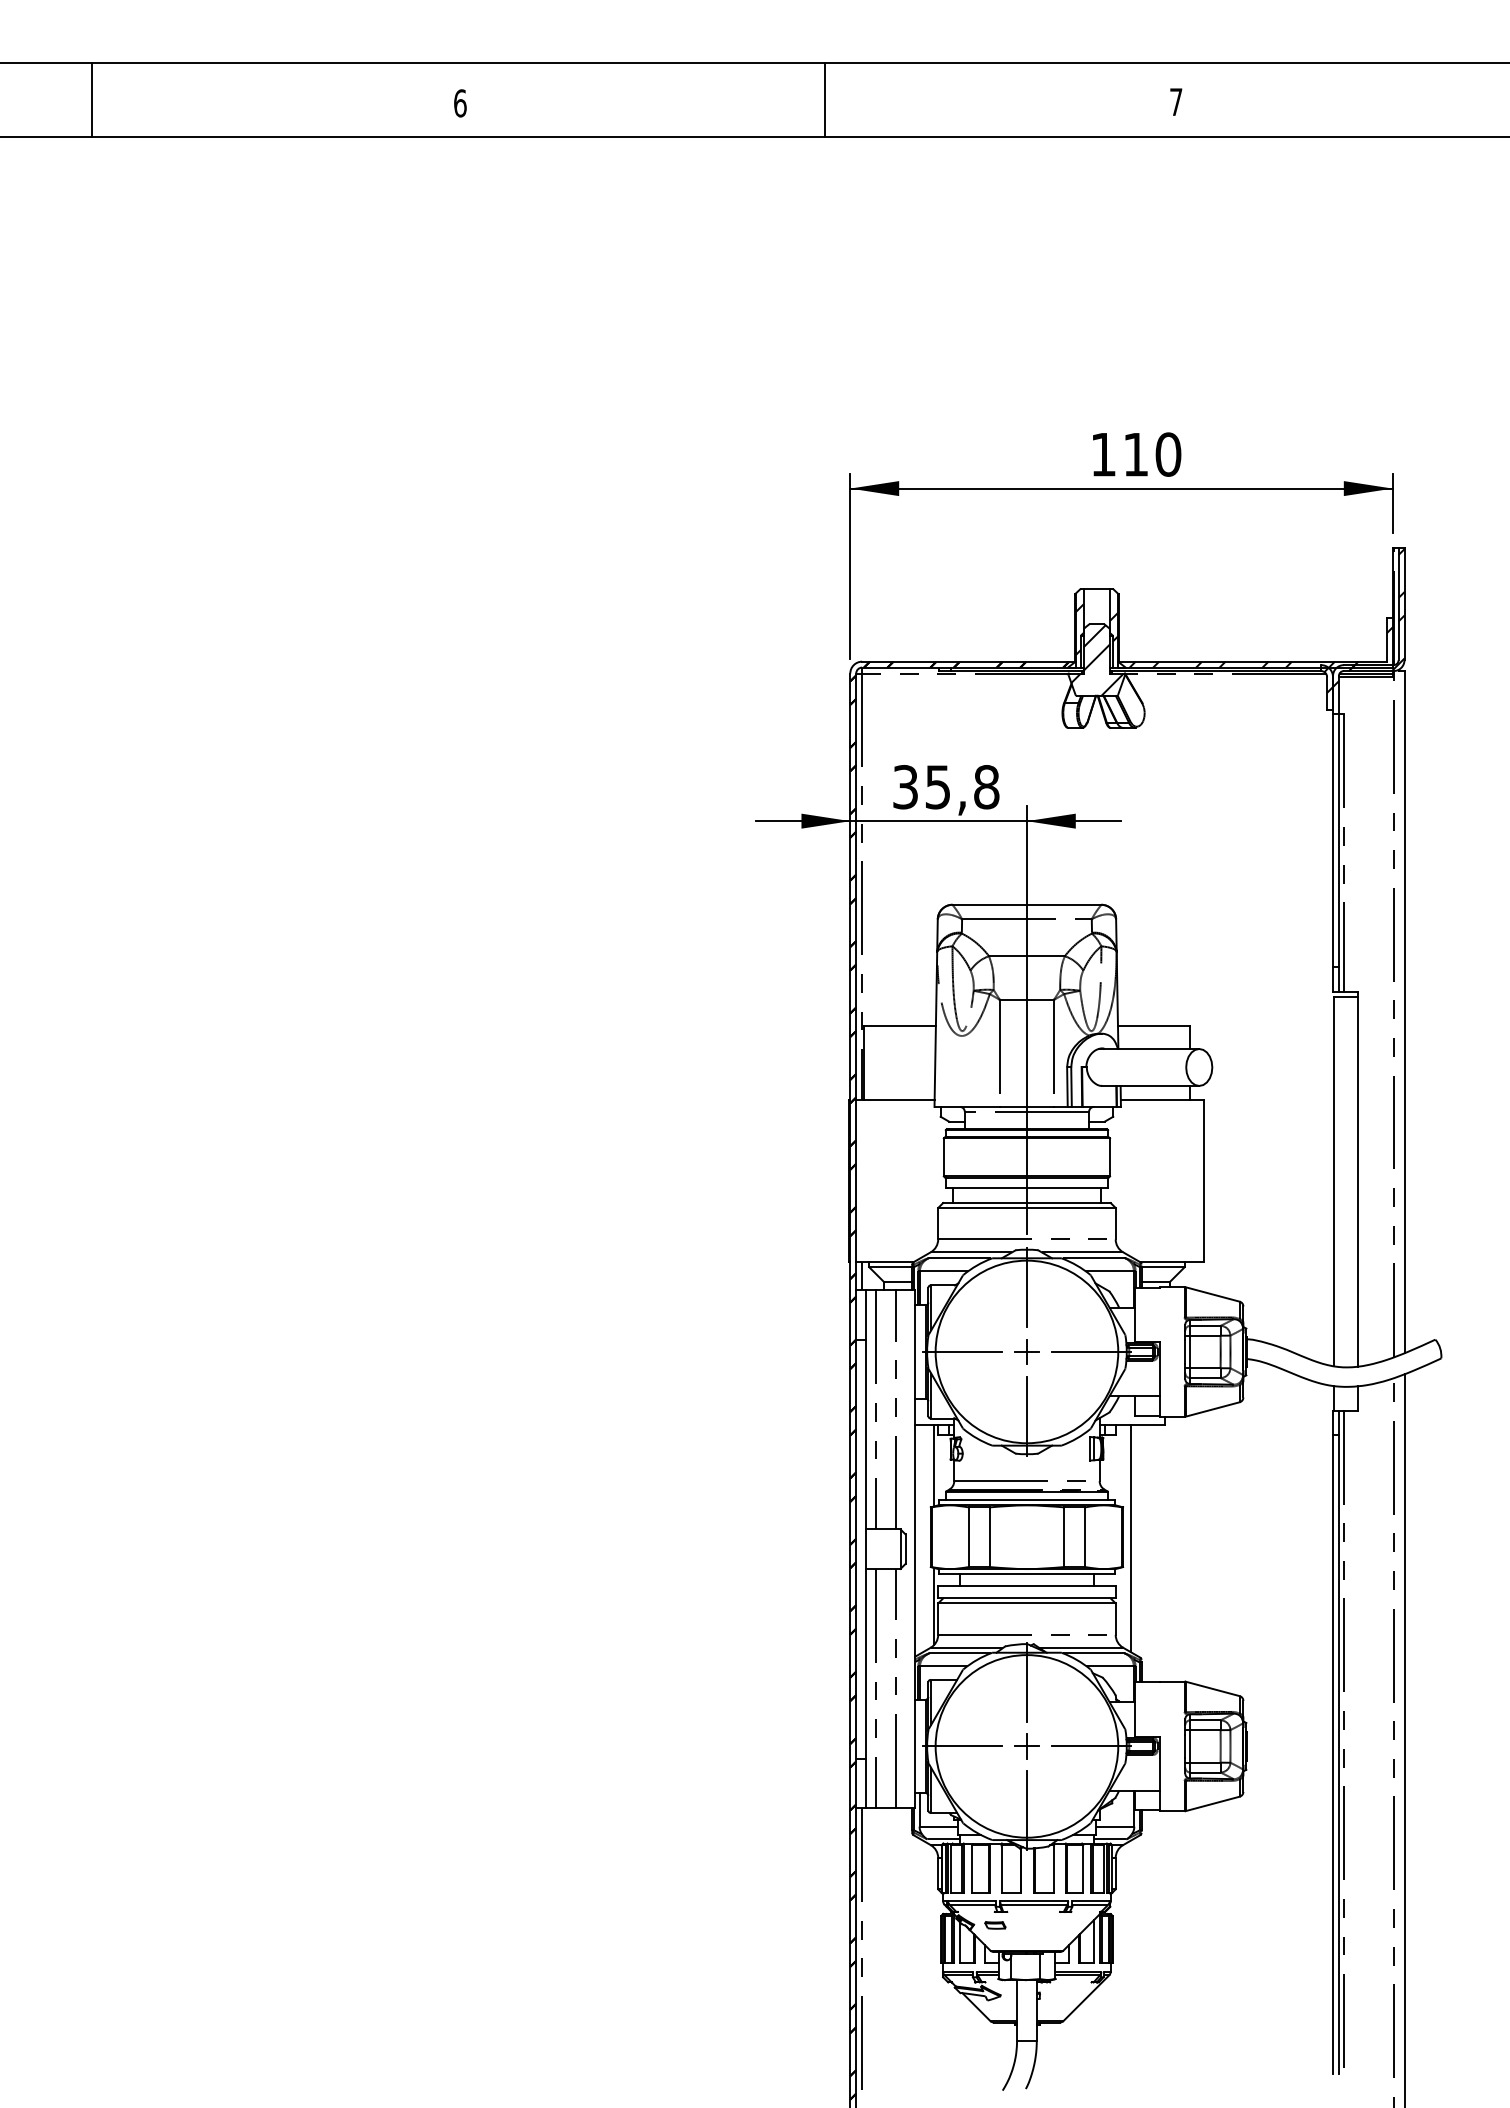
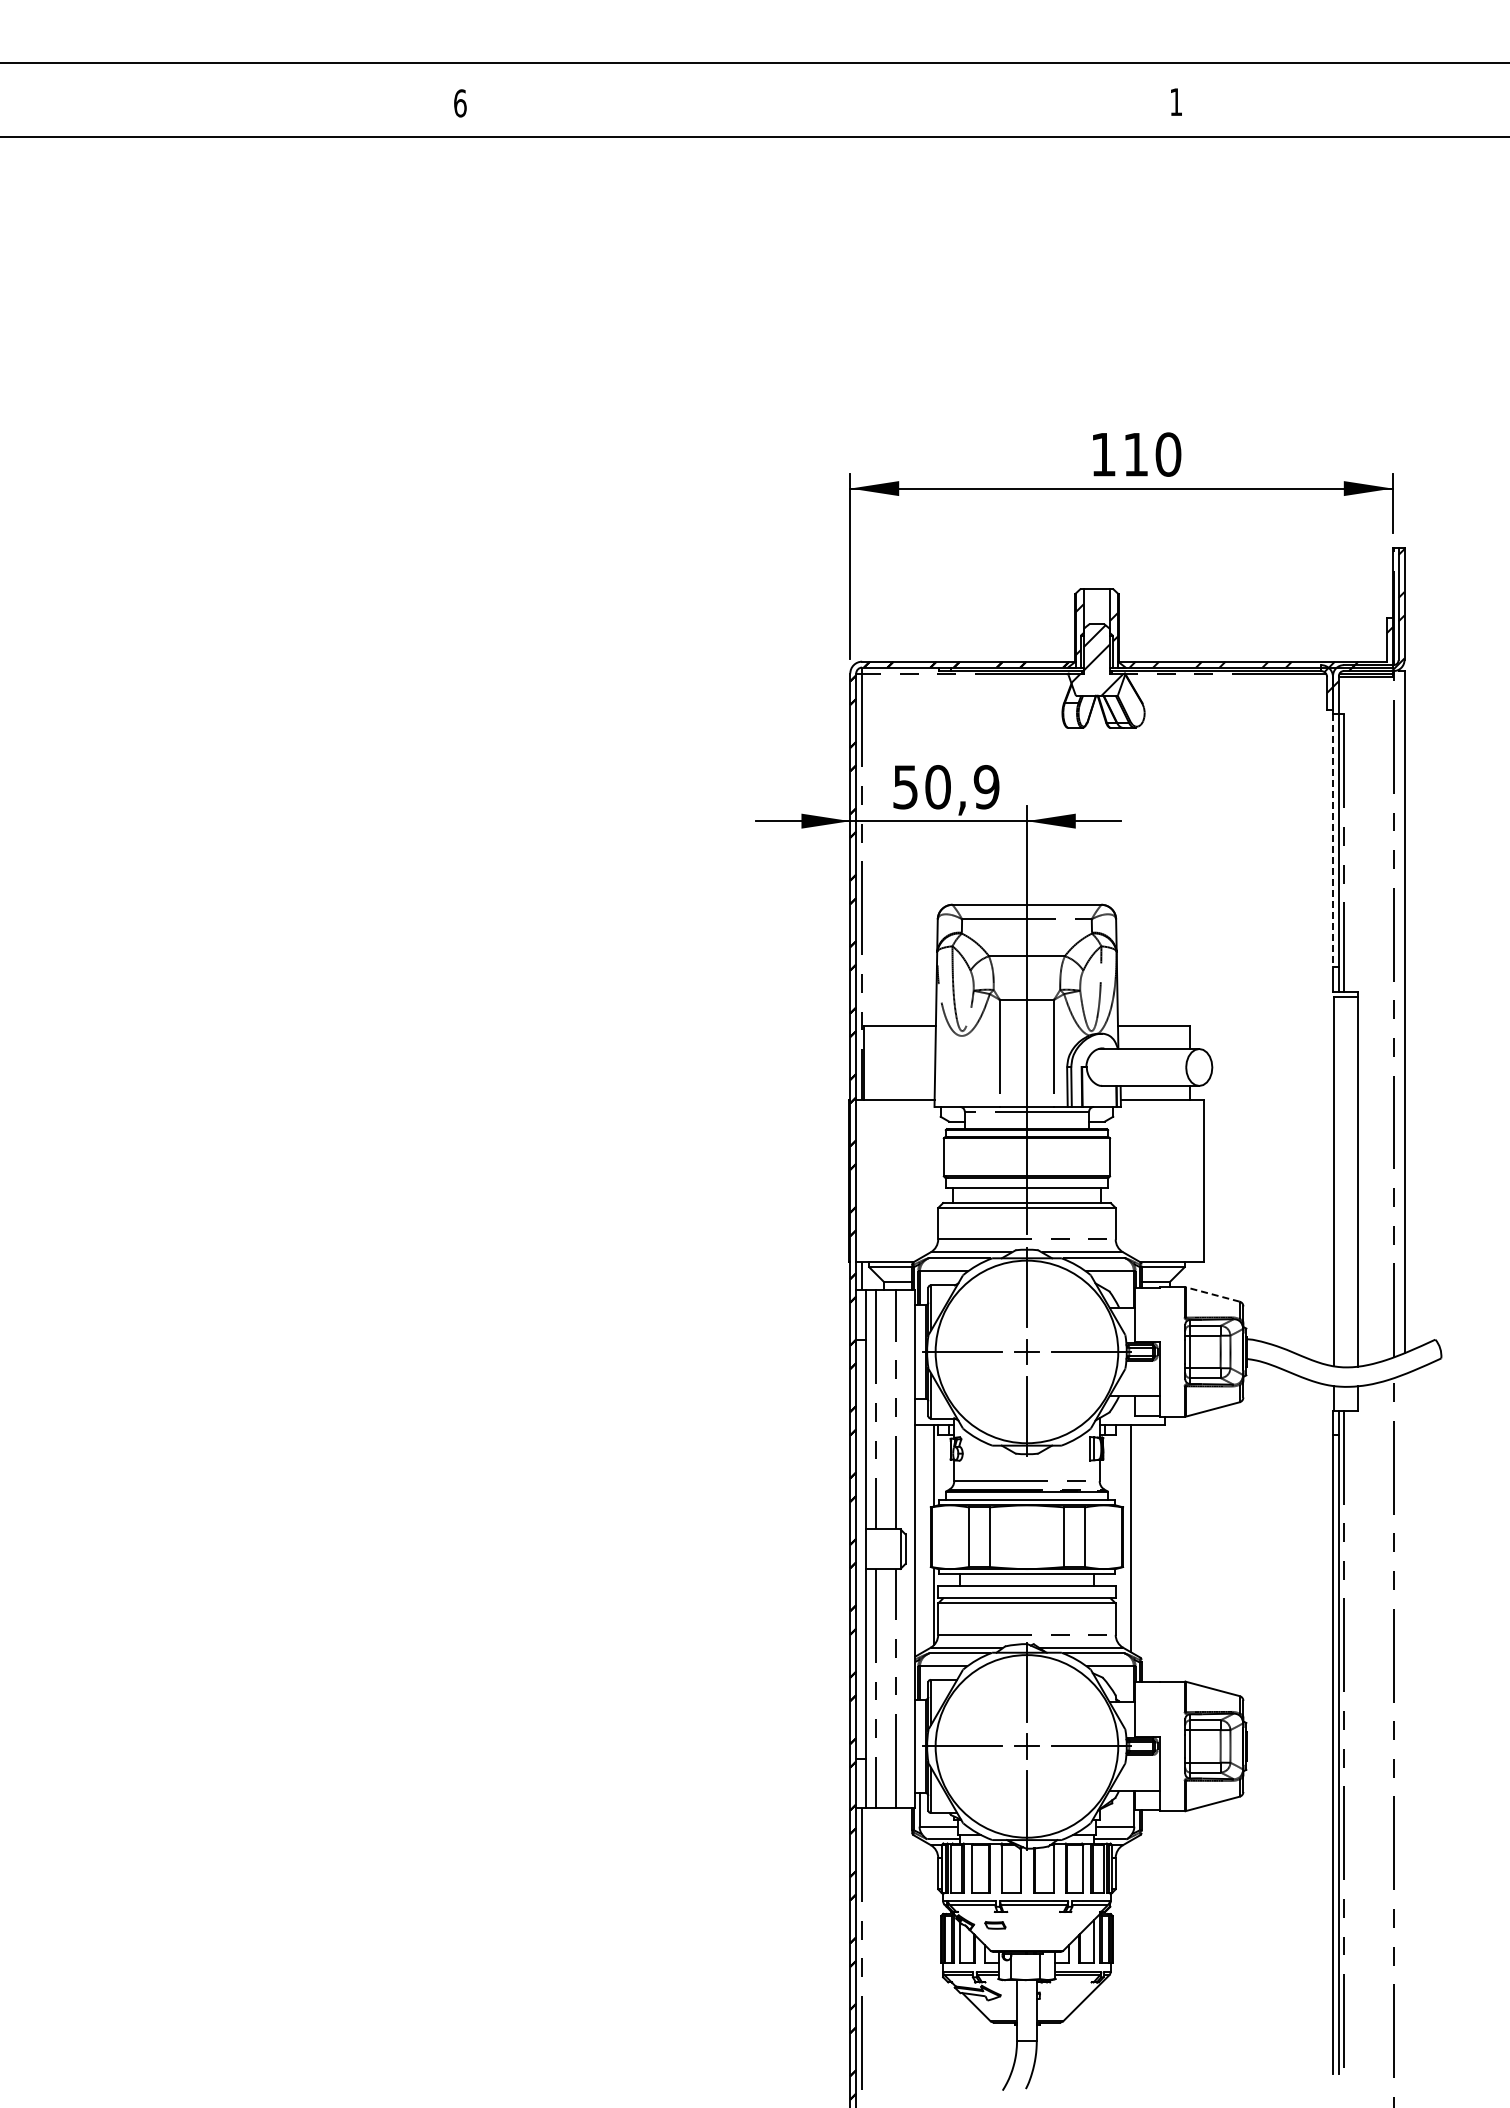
line: present -> none (91, 99)
line: present -> none (825, 99)
text: 7 -> 1 (1176, 101)
text: 35,8 -> 50,9 (946, 787)
line: solid -> dashed (1333, 841)
line: solid -> dashed (1212, 1294)
line: present -> none (1404, 1739)
